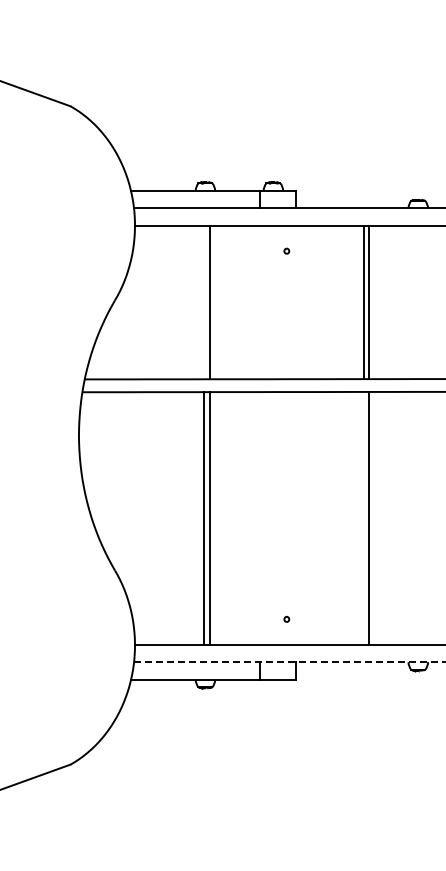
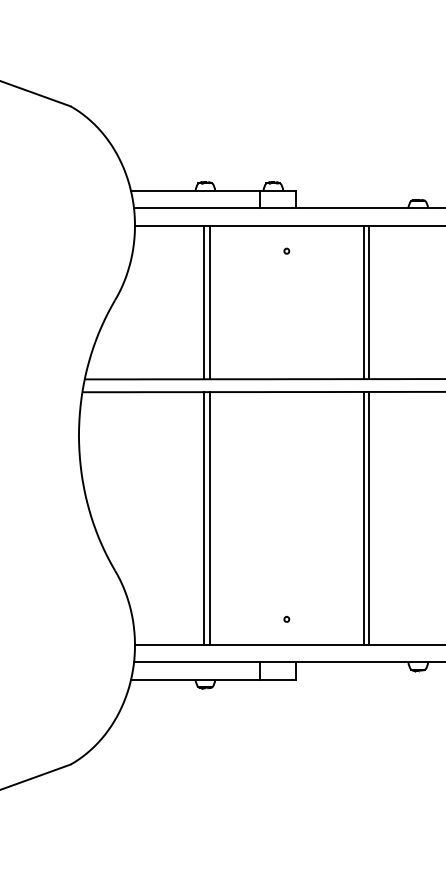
line: none -> present (204, 302)
line: none -> present (363, 517)
line: dashed -> solid (289, 662)
